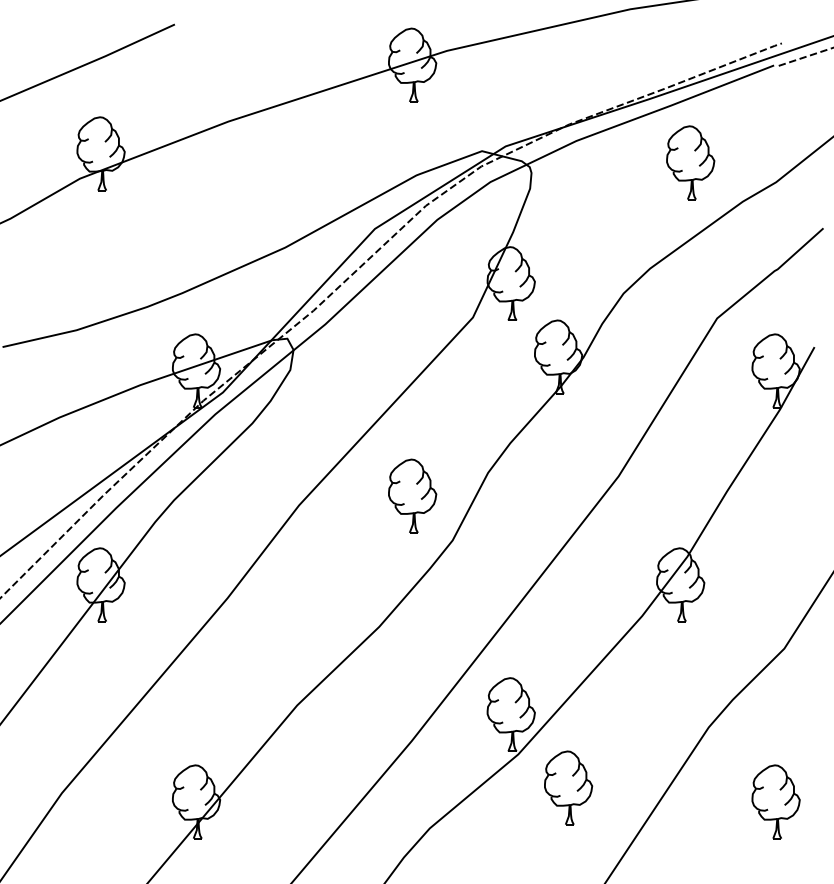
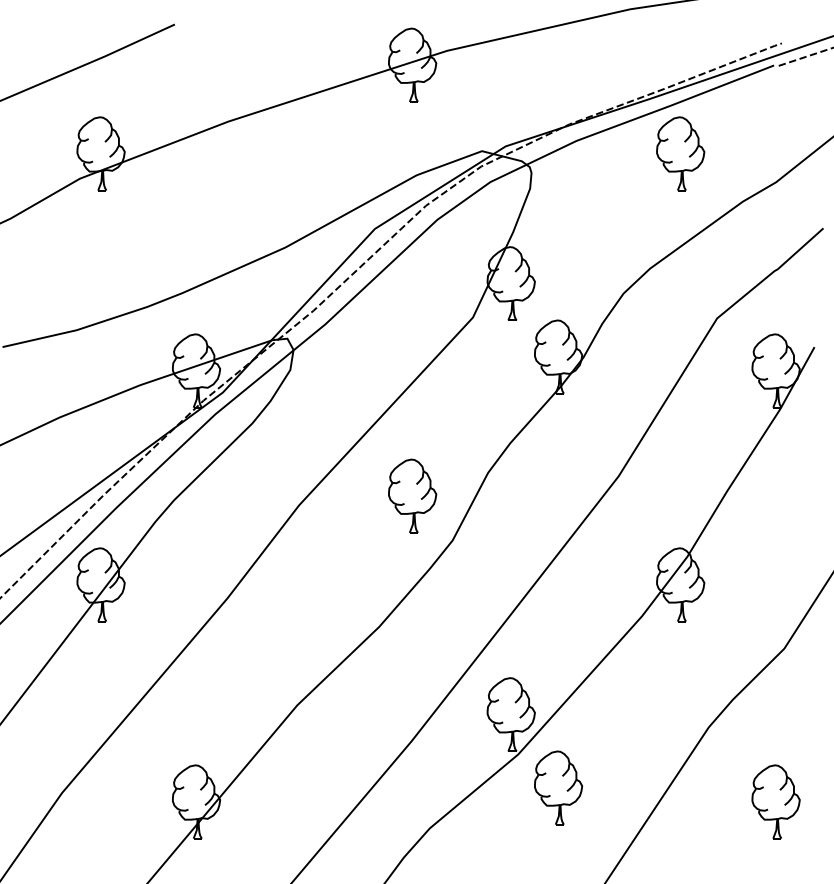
part position: (690, 162) -> (680, 153) (680, 153)
part position: (568, 787) -> (558, 787) (558, 787)
